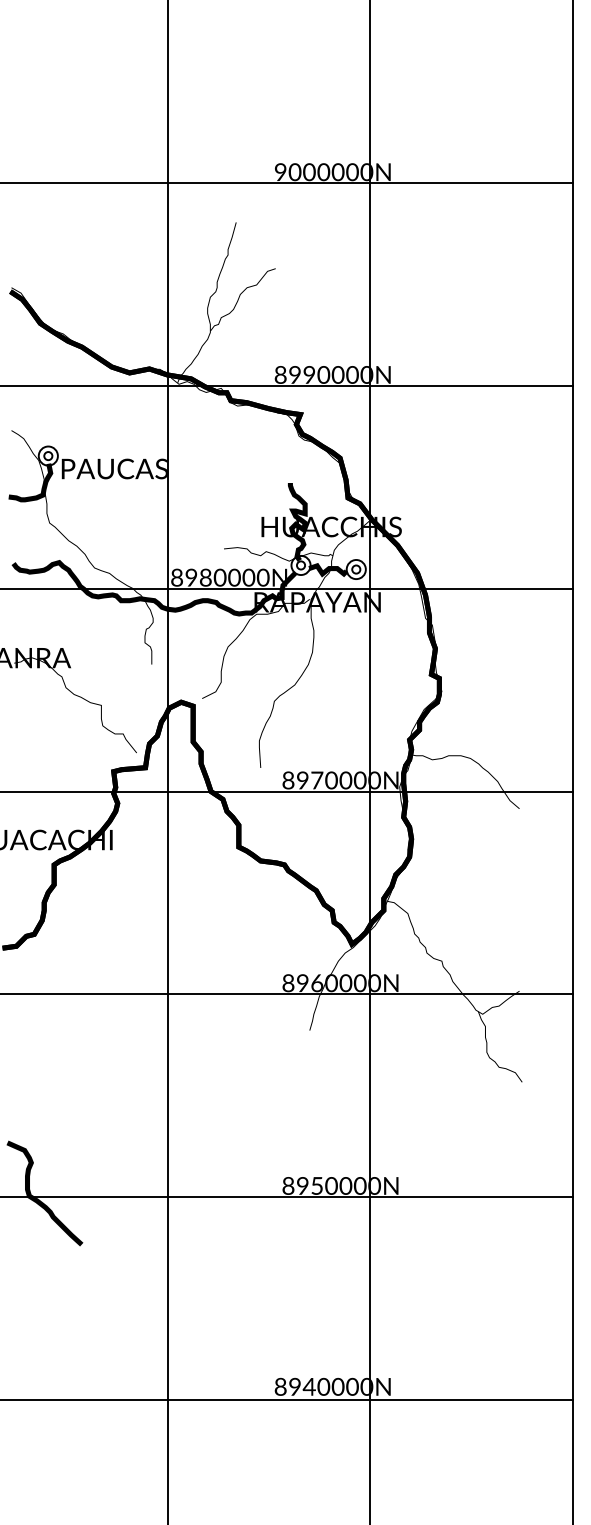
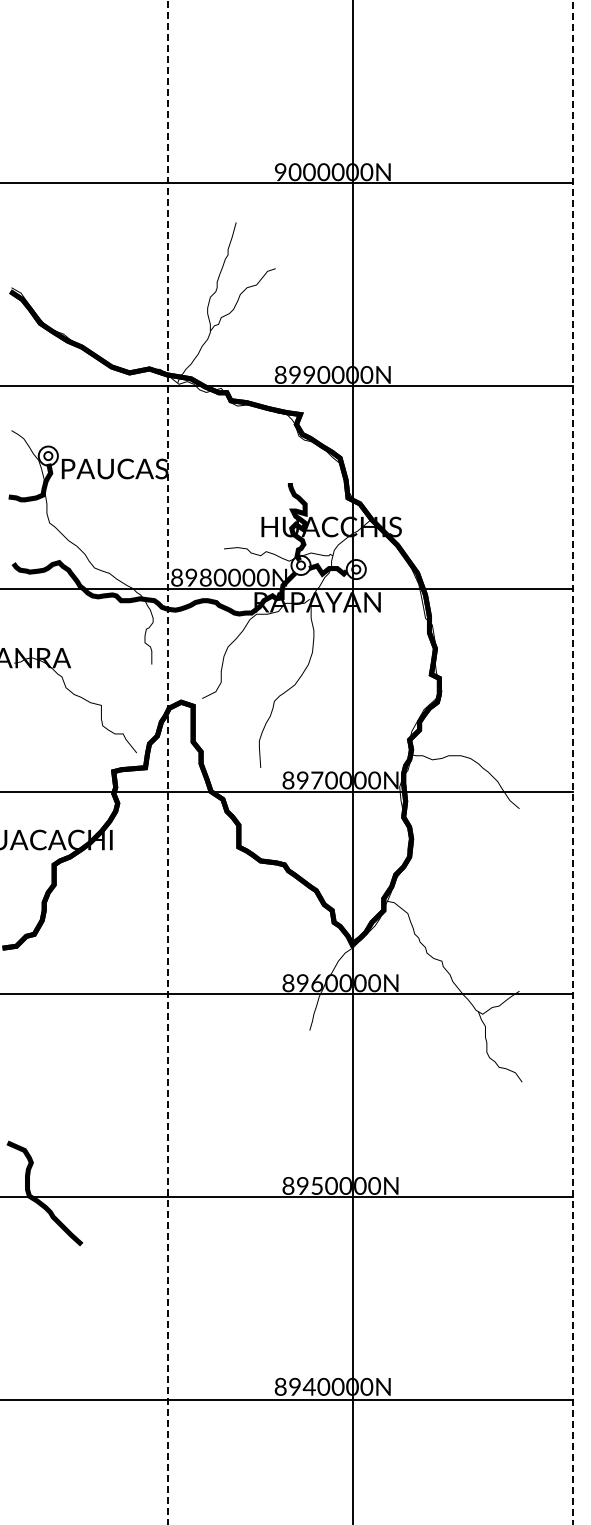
line: solid -> dashed (167, 761)
line position: (370, 761) -> (353, 761) (353, 761)
line: solid -> dashed (573, 762)
